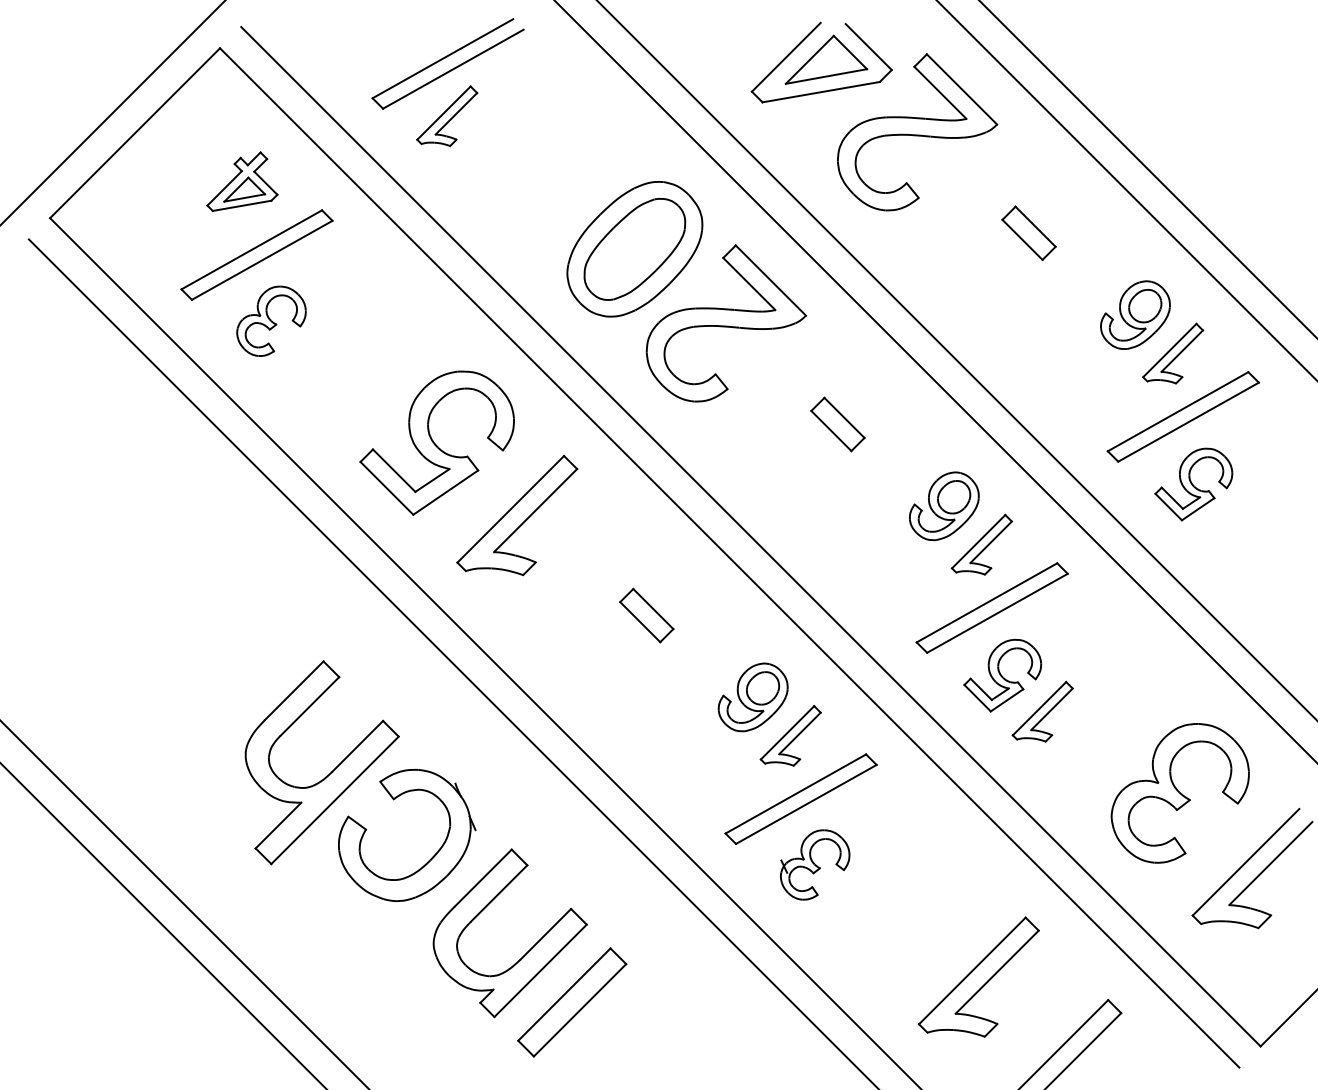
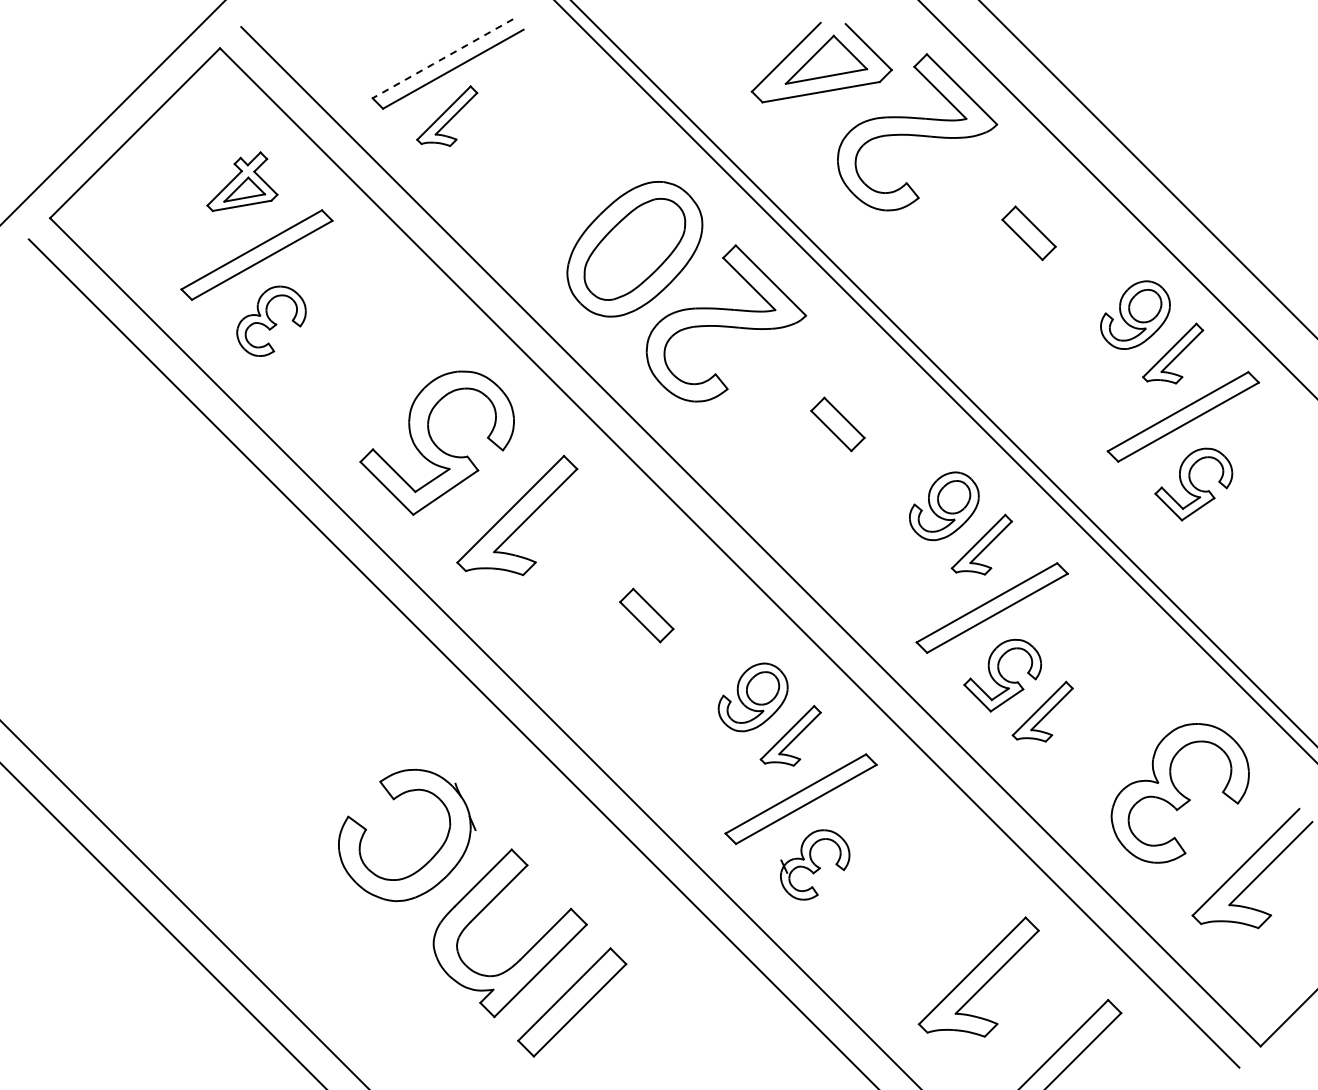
line: solid -> dashed (442, 58)
line position: (1126, 190) -> (1117, 199) (1117, 199)
line position: (956, 360) -> (943, 373) (943, 373)
part: present -> none (331, 771)
